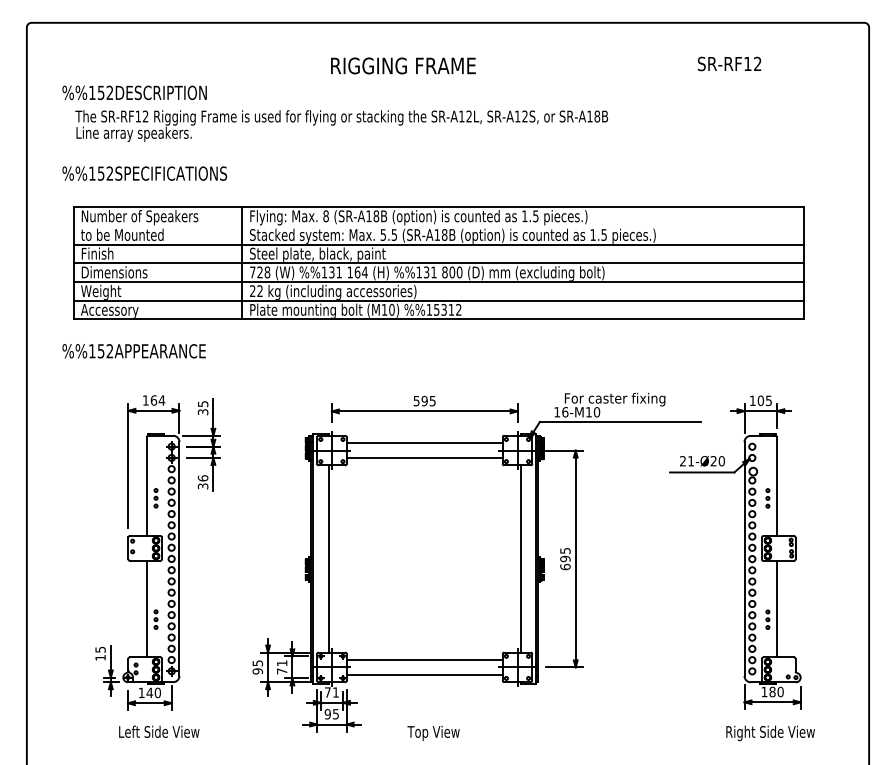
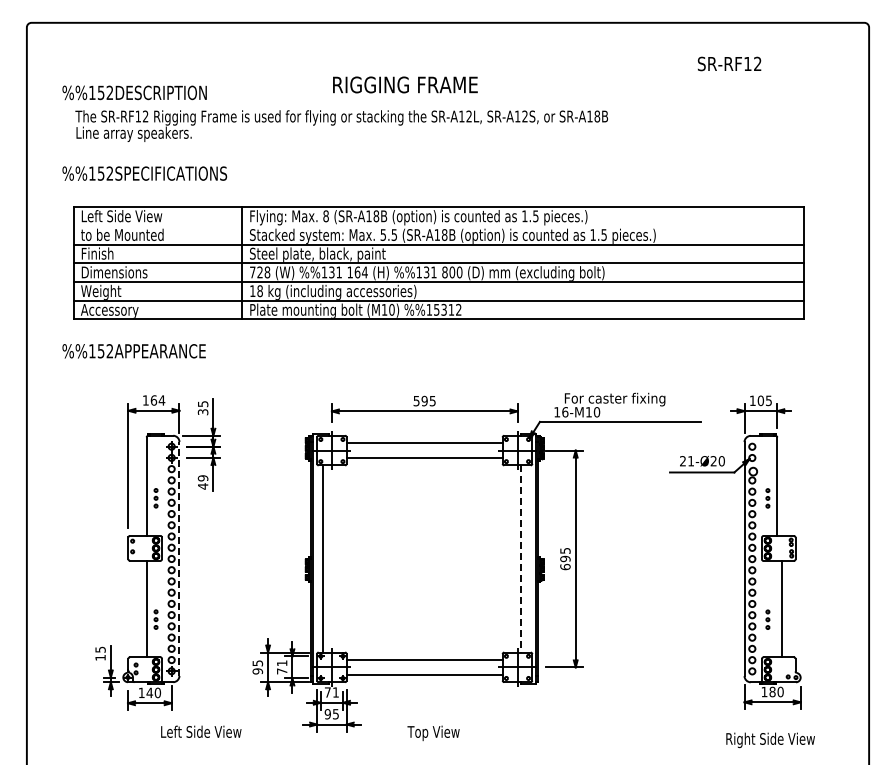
text position: (403, 65) -> (405, 84) (405, 84)
text: Number of Speakers -> Left Side View (140, 217)
text: 22 -> 18 (256, 291)
text: 36 -> 49 (202, 482)
line: solid -> dashed (179, 558)
line position: (328, 558) -> (322, 558) (322, 558)
line: solid -> dashed (520, 558)
line position: (777, 608) -> (782, 608) (782, 608)
text position: (159, 731) -> (201, 731) (201, 731)
text position: (770, 733) -> (770, 740) (770, 740)
